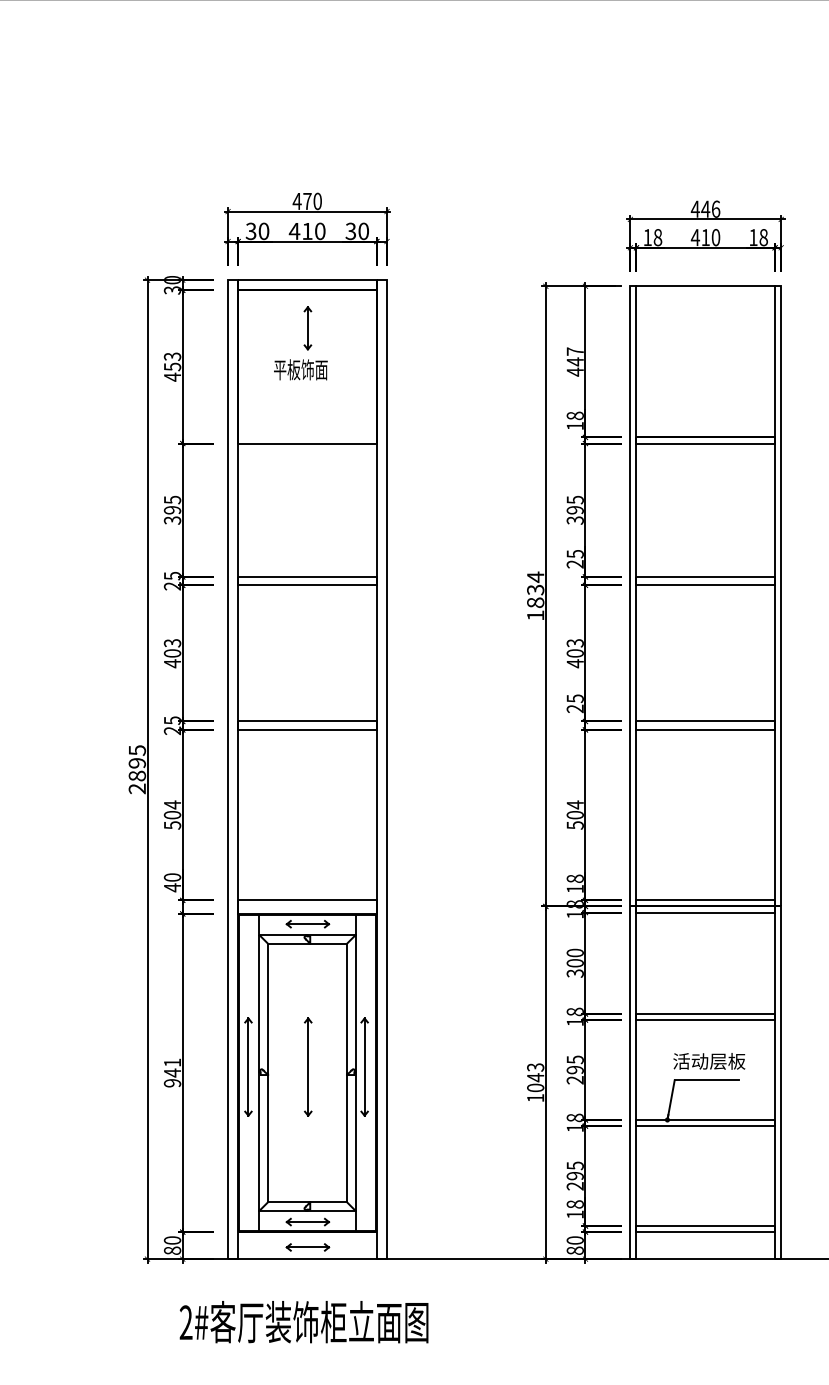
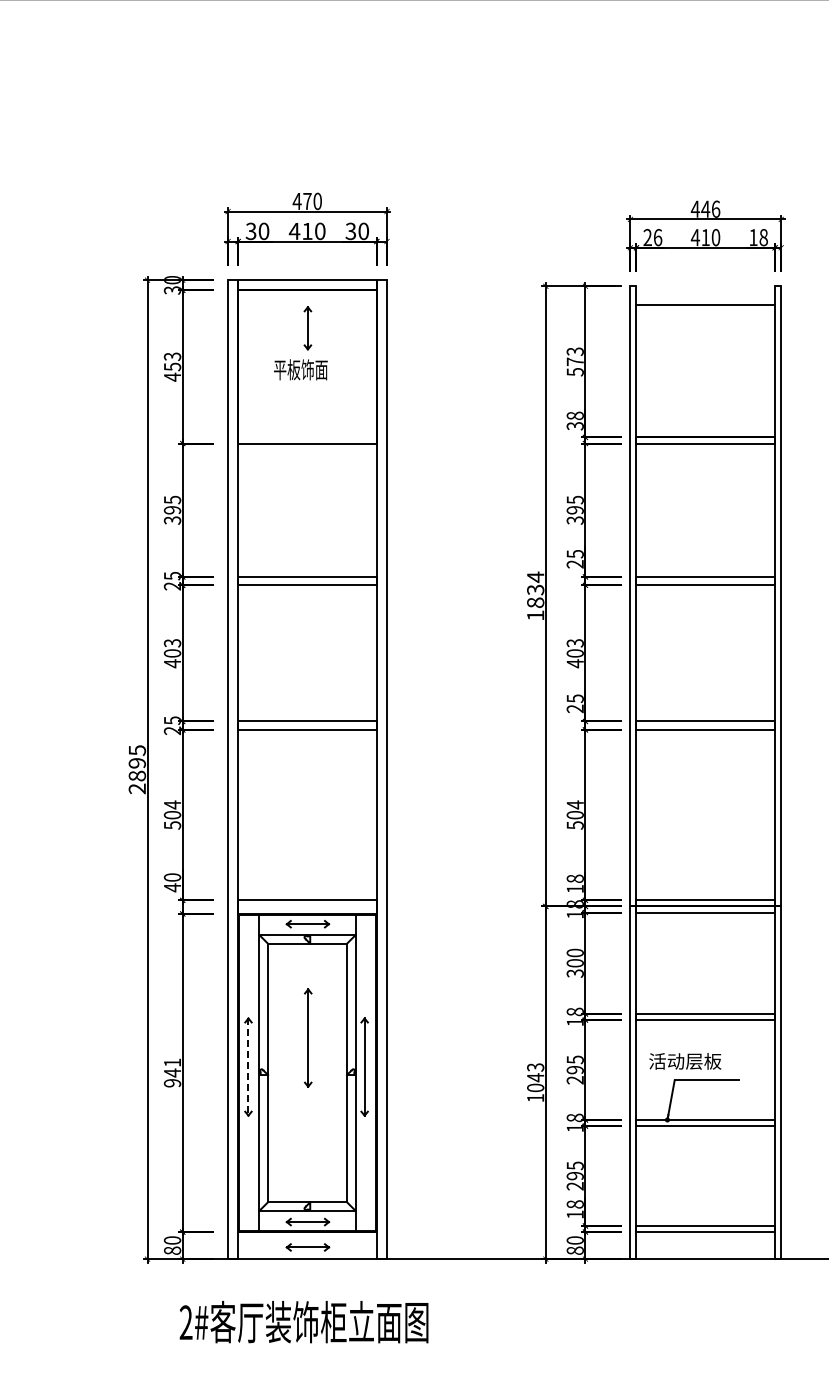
text: 18 -> 26 (652, 237)
line position: (705, 286) -> (705, 305) (705, 305)
text: 447 -> 573 (574, 361)
text: 18 -> 38 (574, 426)
text position: (709, 1061) -> (685, 1061) (685, 1061)
part position: (308, 1066) -> (308, 1037) (308, 1037)
line: solid -> dashed (248, 1067)
